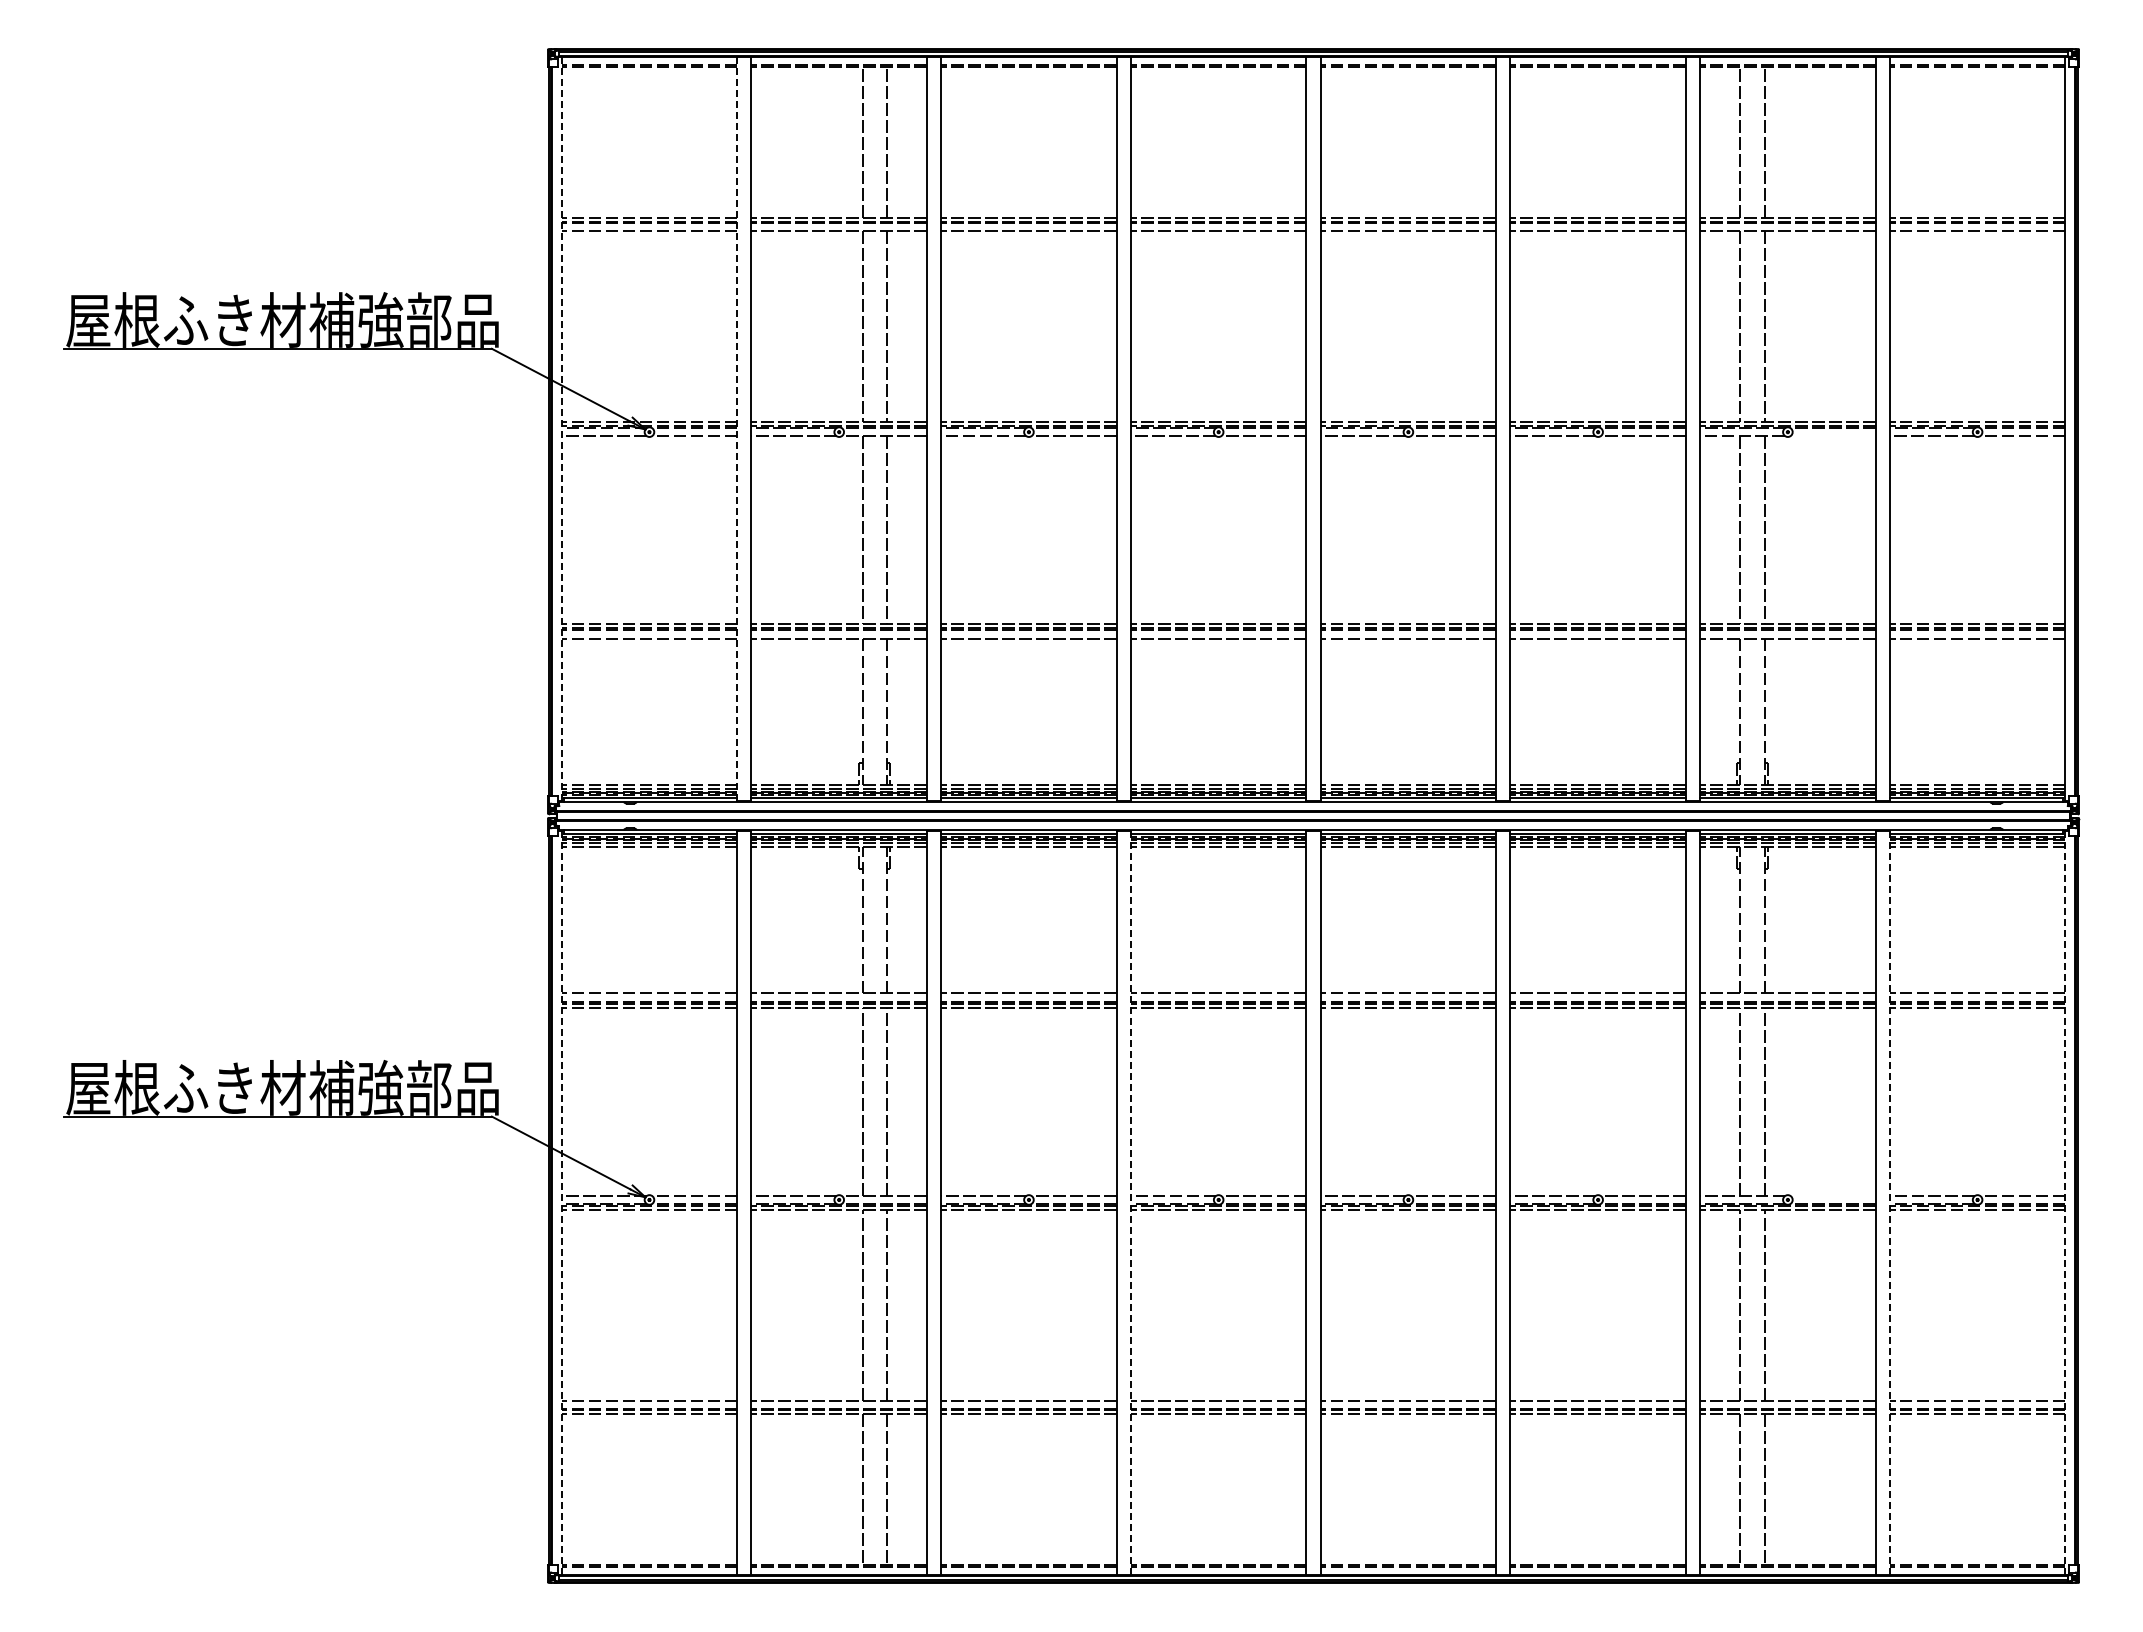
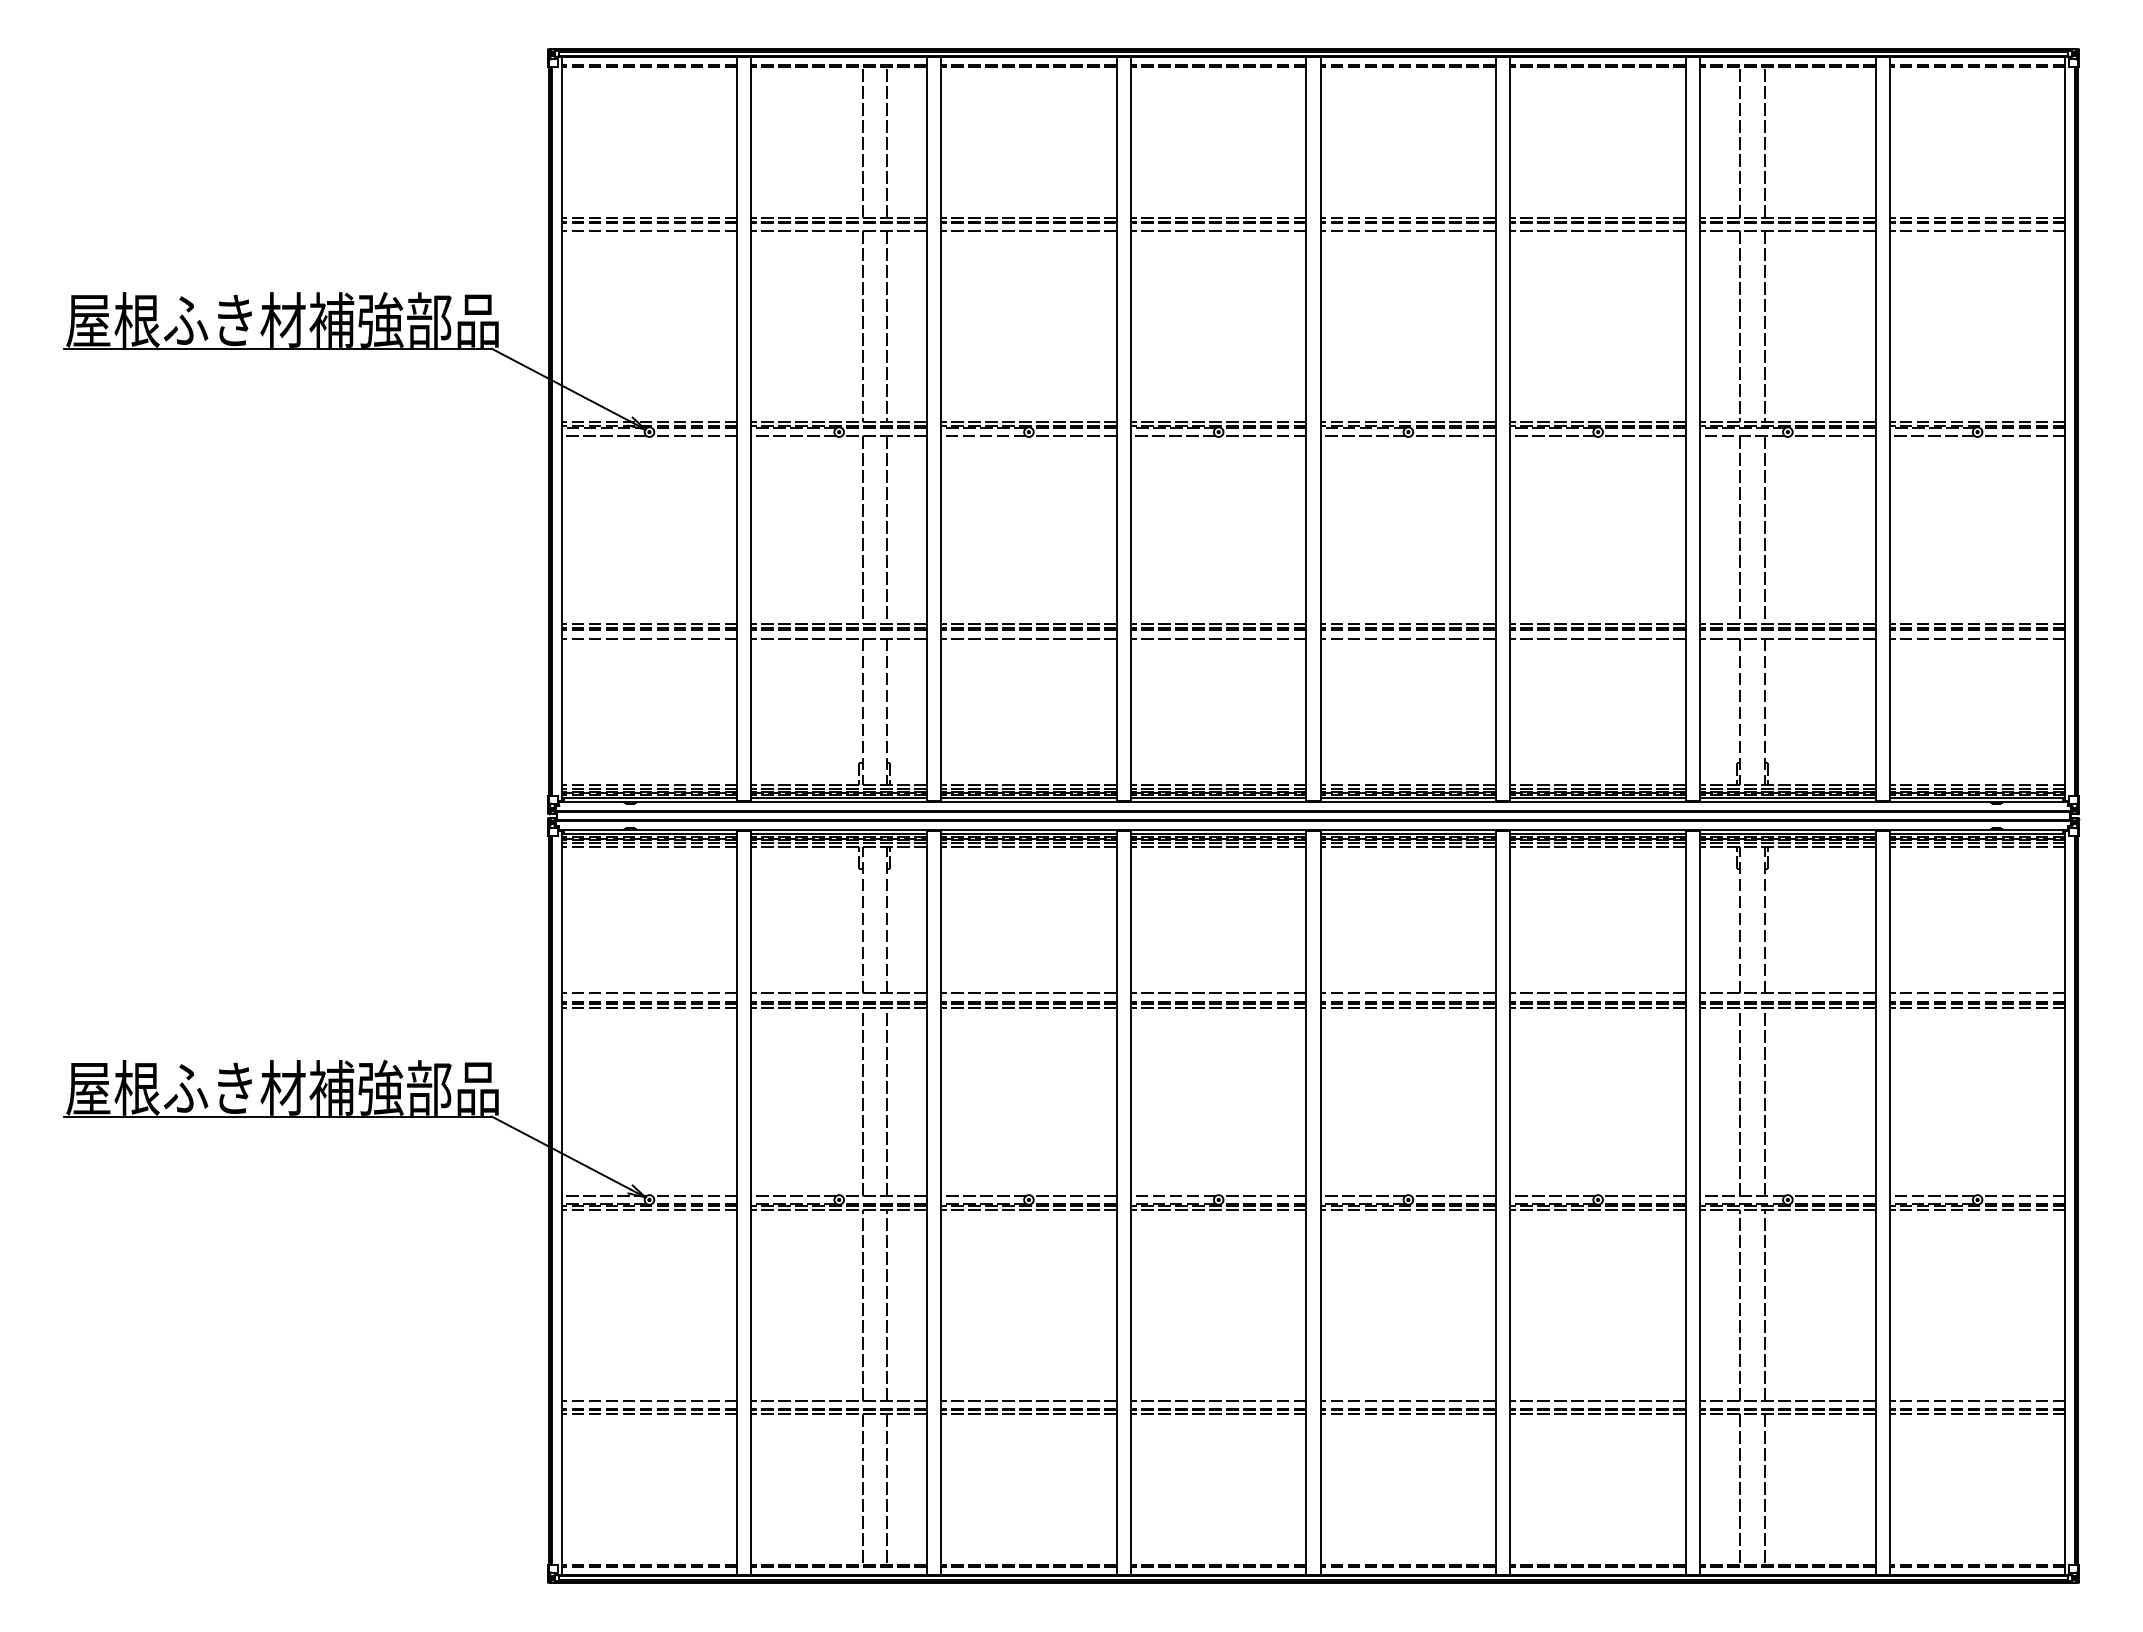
line: dashed -> solid (561, 429)
line: dashed -> solid (737, 429)
line: none -> present (1832, 436)
line: none -> present (1832, 1195)
line: dashed -> solid (561, 1202)
line: dashed -> solid (1130, 1202)
line: dashed -> solid (1889, 1202)
line: dashed -> solid (2065, 1202)
